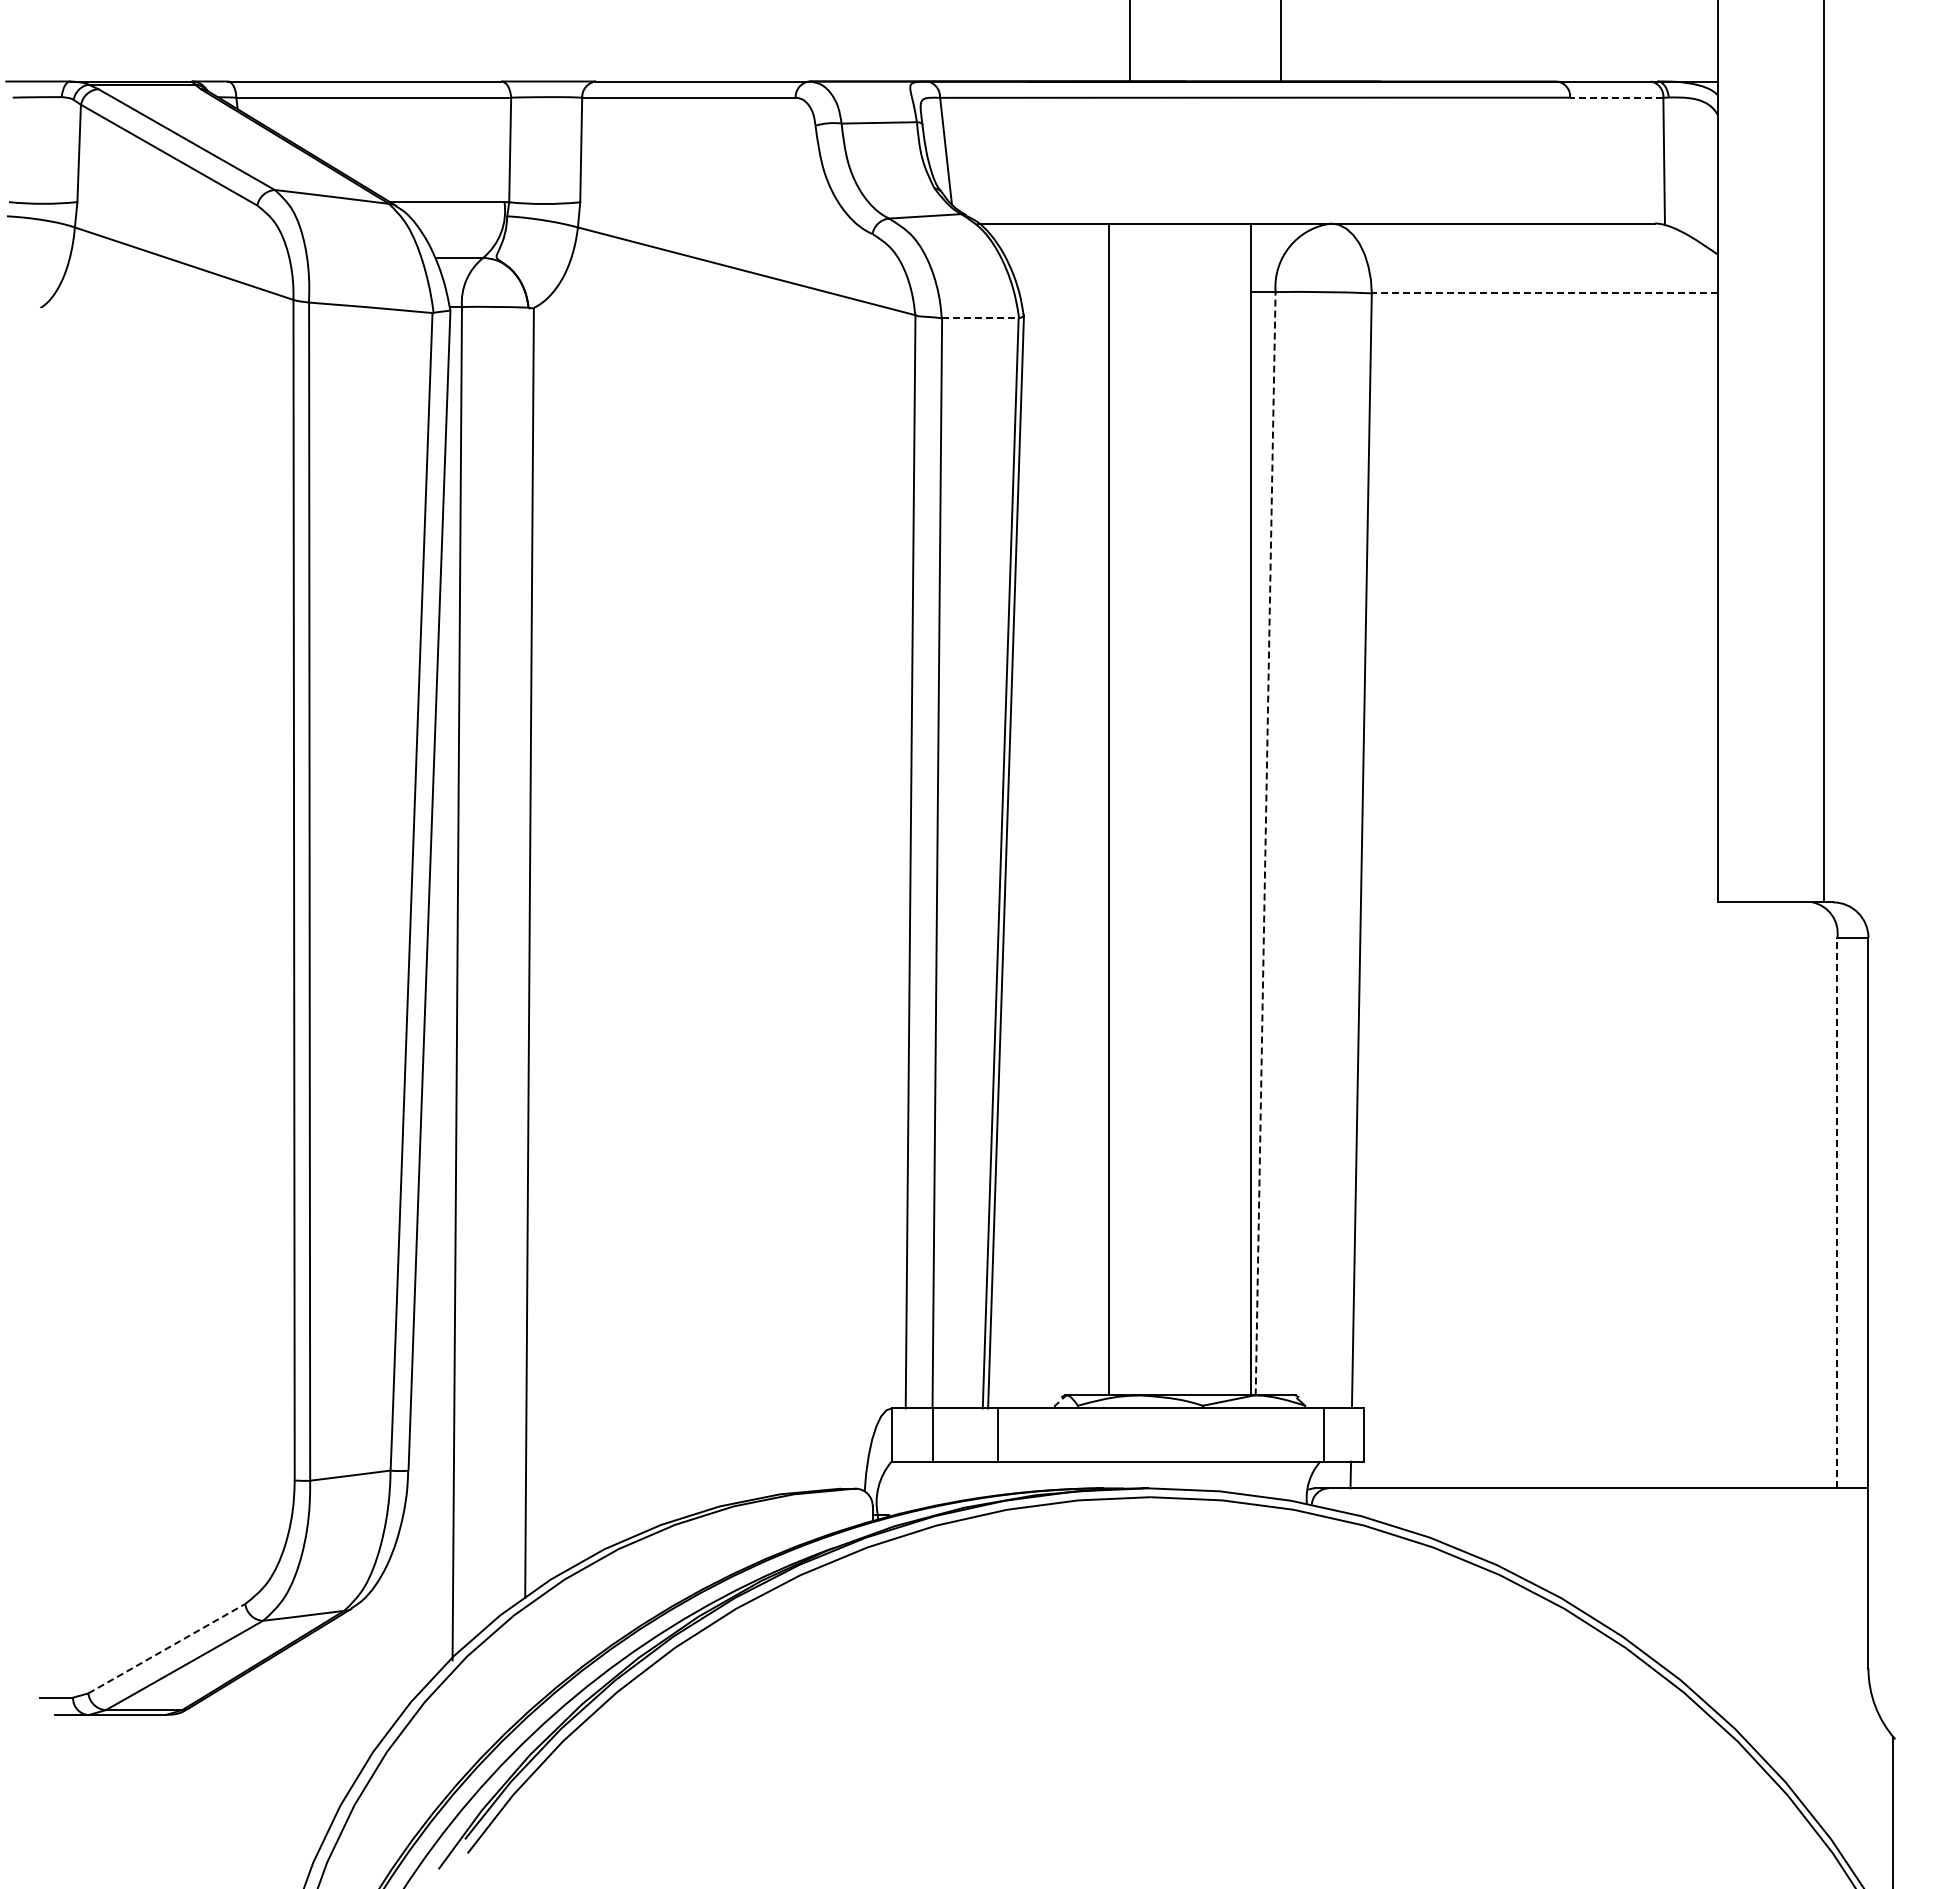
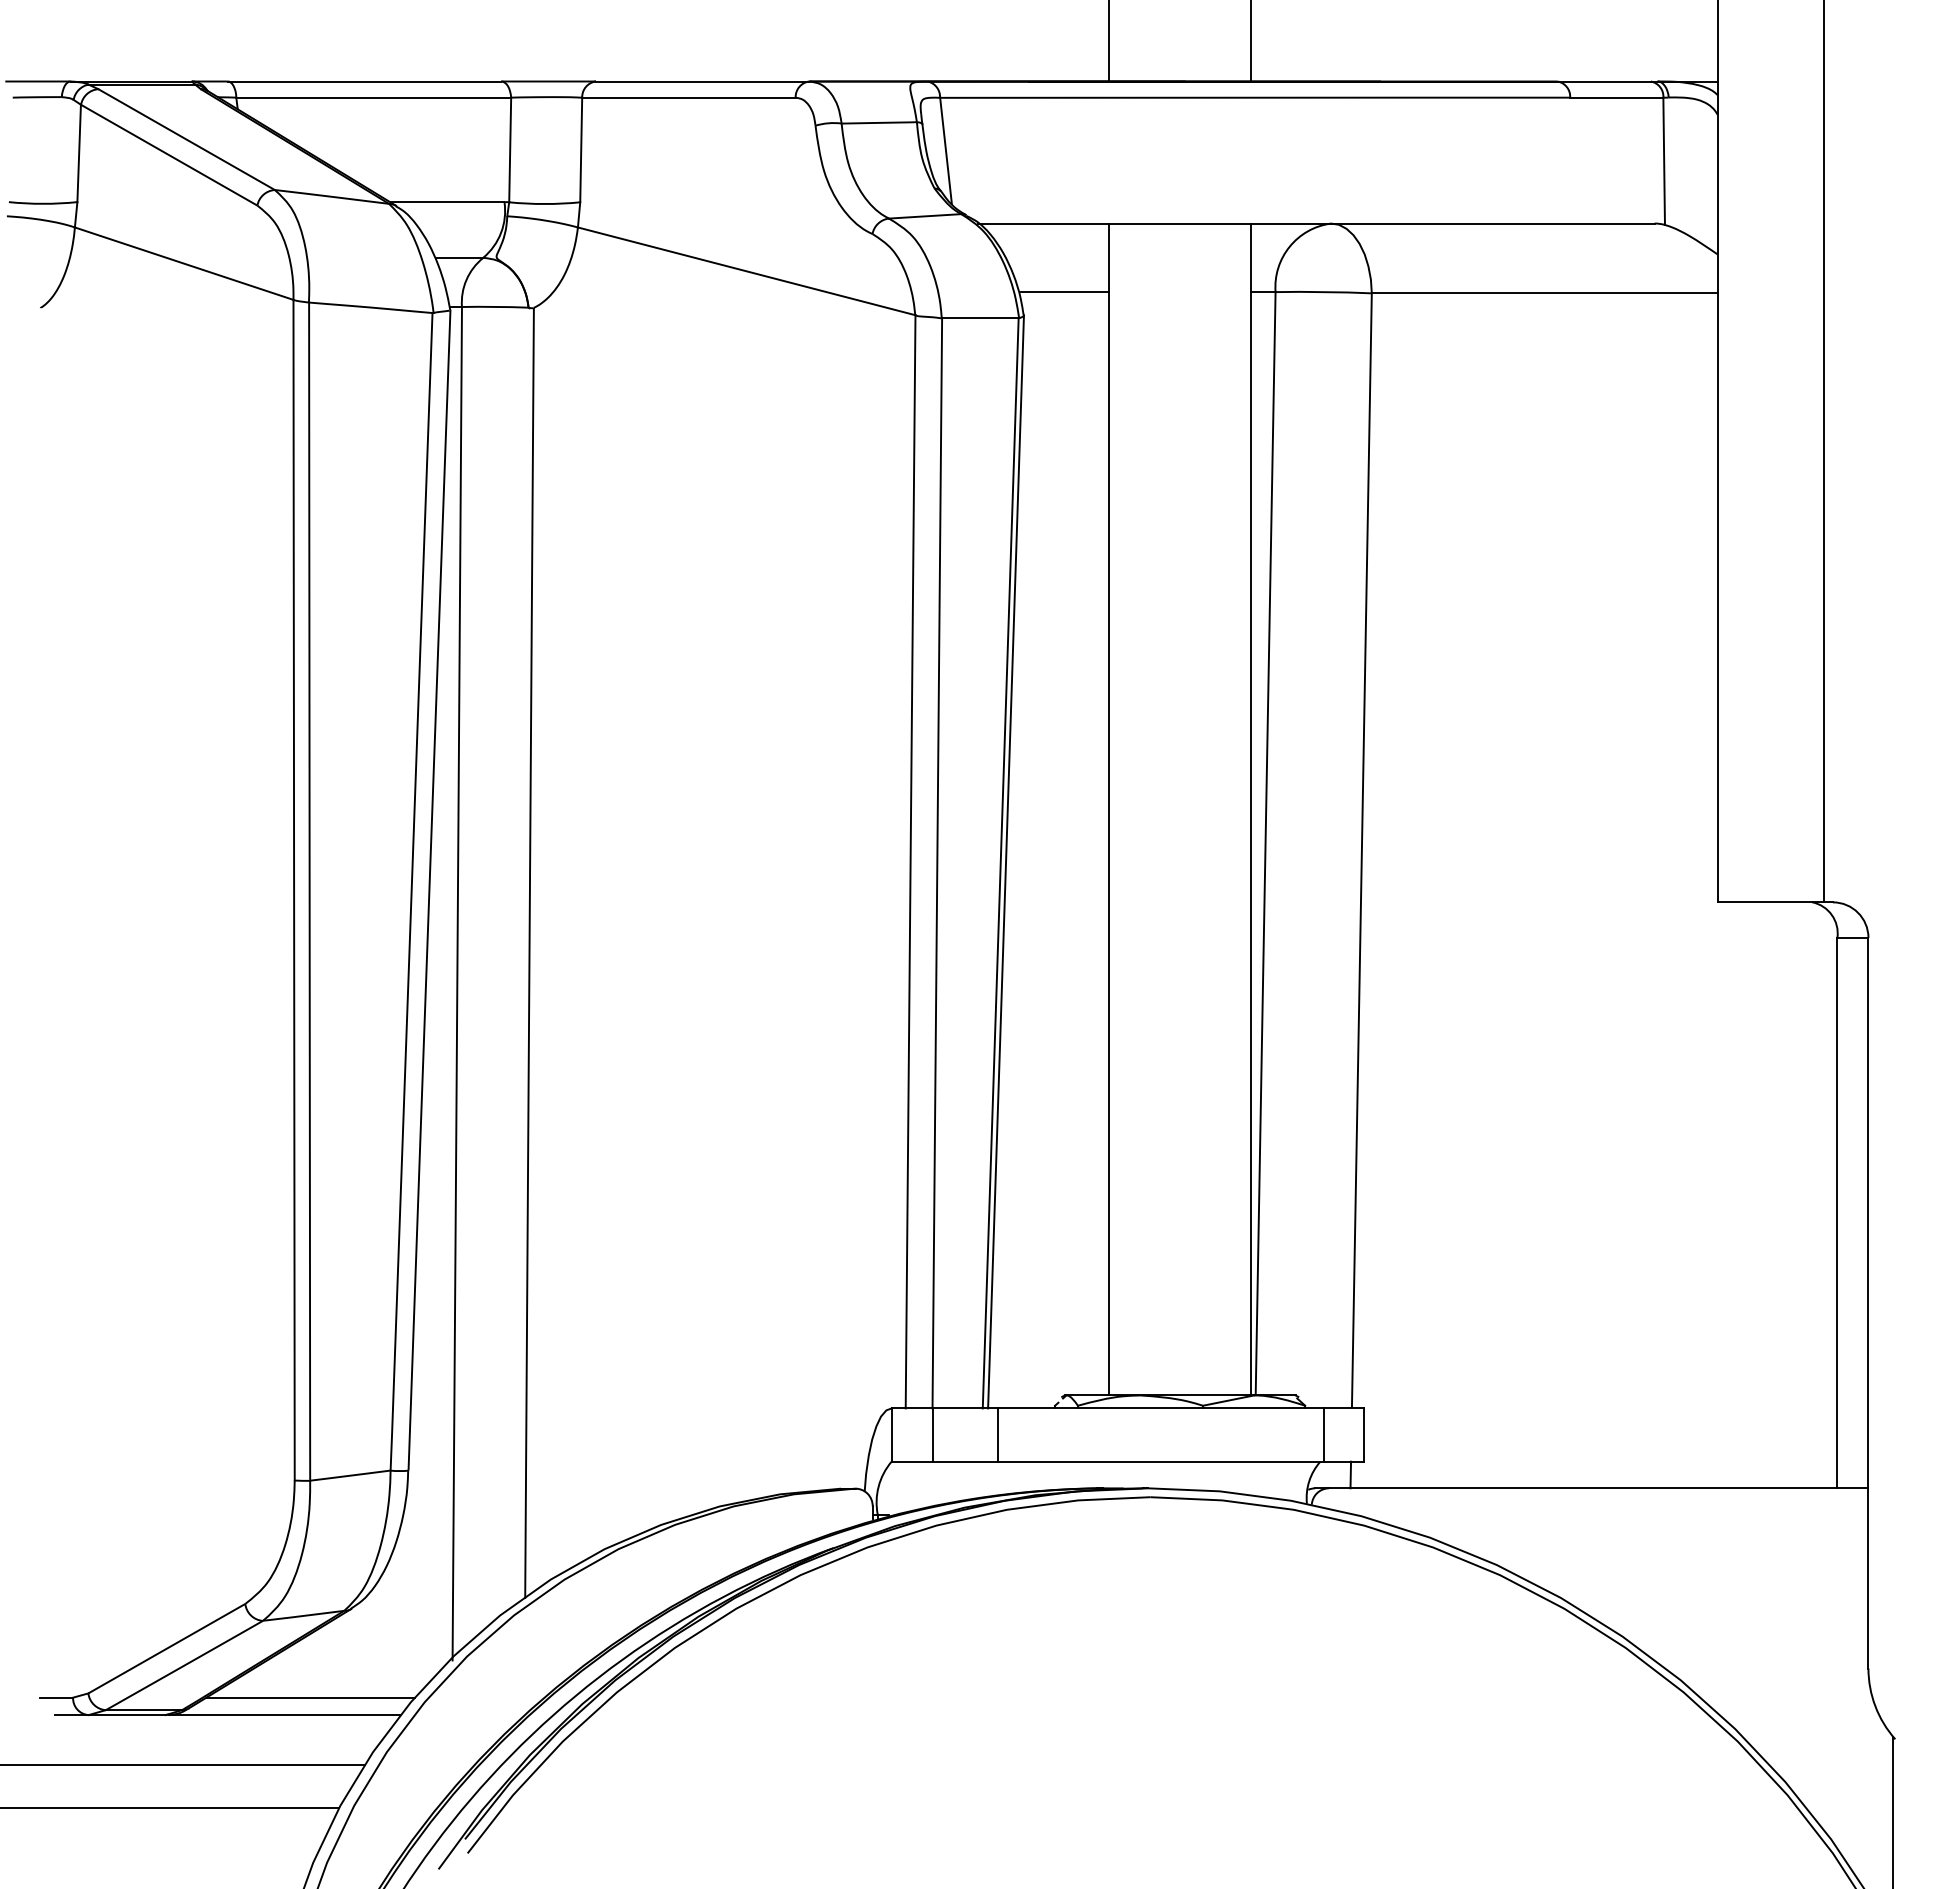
line position: (1130, 41) -> (1109, 41) (1109, 41)
line position: (1281, 41) -> (1251, 41) (1251, 41)
line: dashed -> solid (1616, 97)
line: none -> present (1064, 292)
line: dashed -> solid (1544, 293)
line: dashed -> solid (980, 318)
line: dashed -> solid (1265, 844)
line: dashed -> solid (1837, 1212)
line: dashed -> solid (166, 1648)
line: none -> present (310, 1697)
line: none -> present (284, 1715)
line: none -> present (183, 1764)
line: none -> present (170, 1807)
